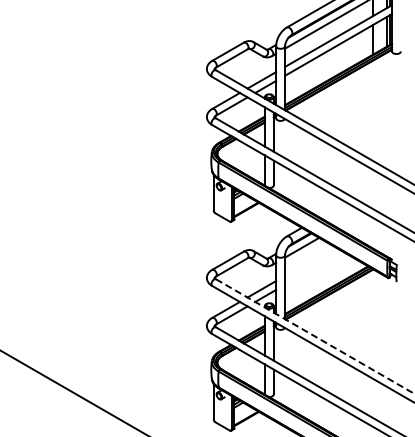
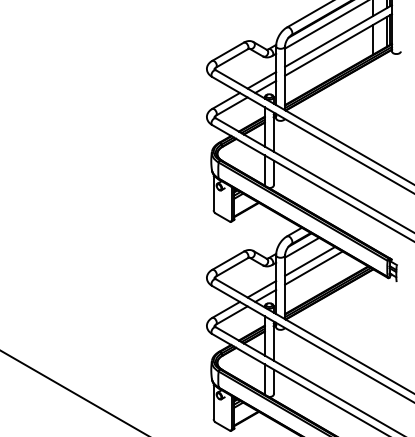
line: none -> present (309, 261)
line: none -> present (313, 267)
line: dashed -> solid (315, 336)
